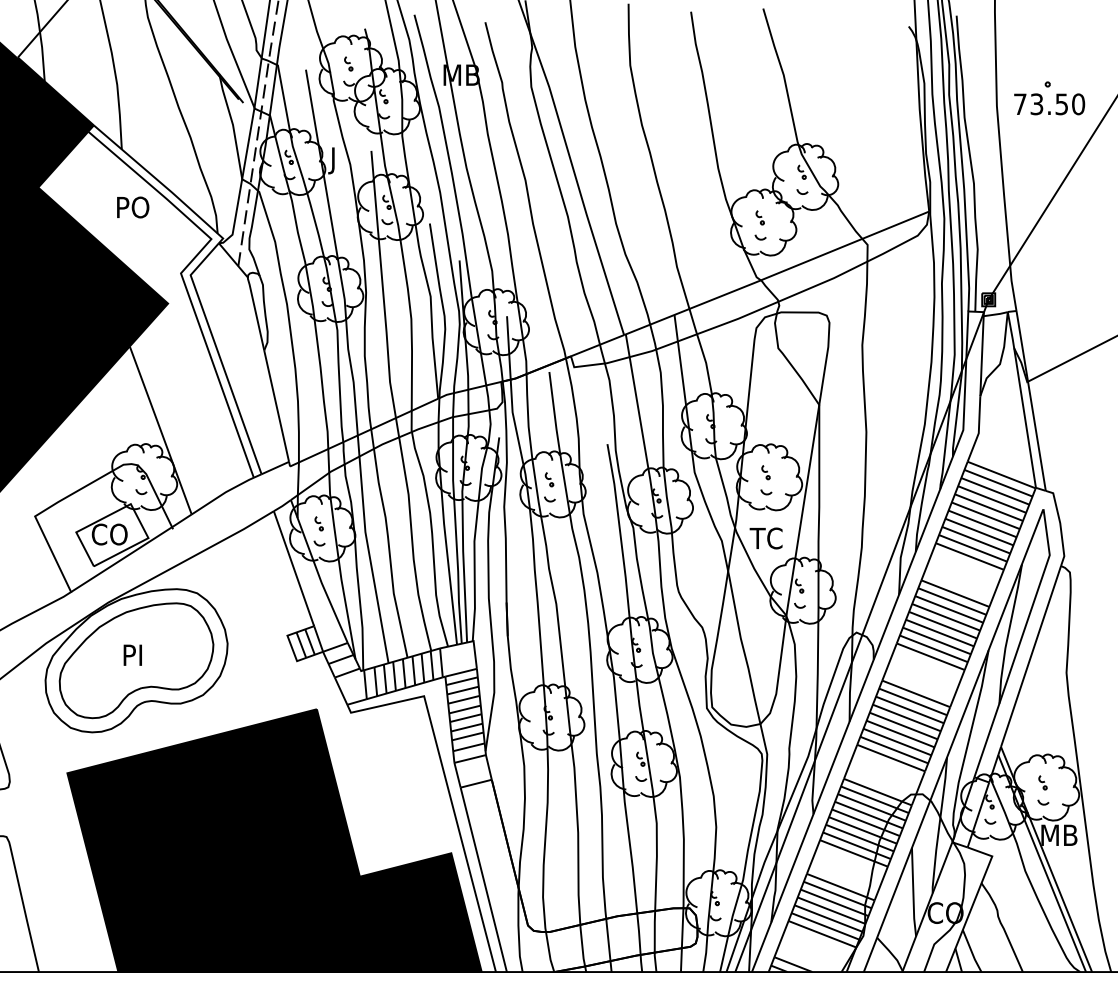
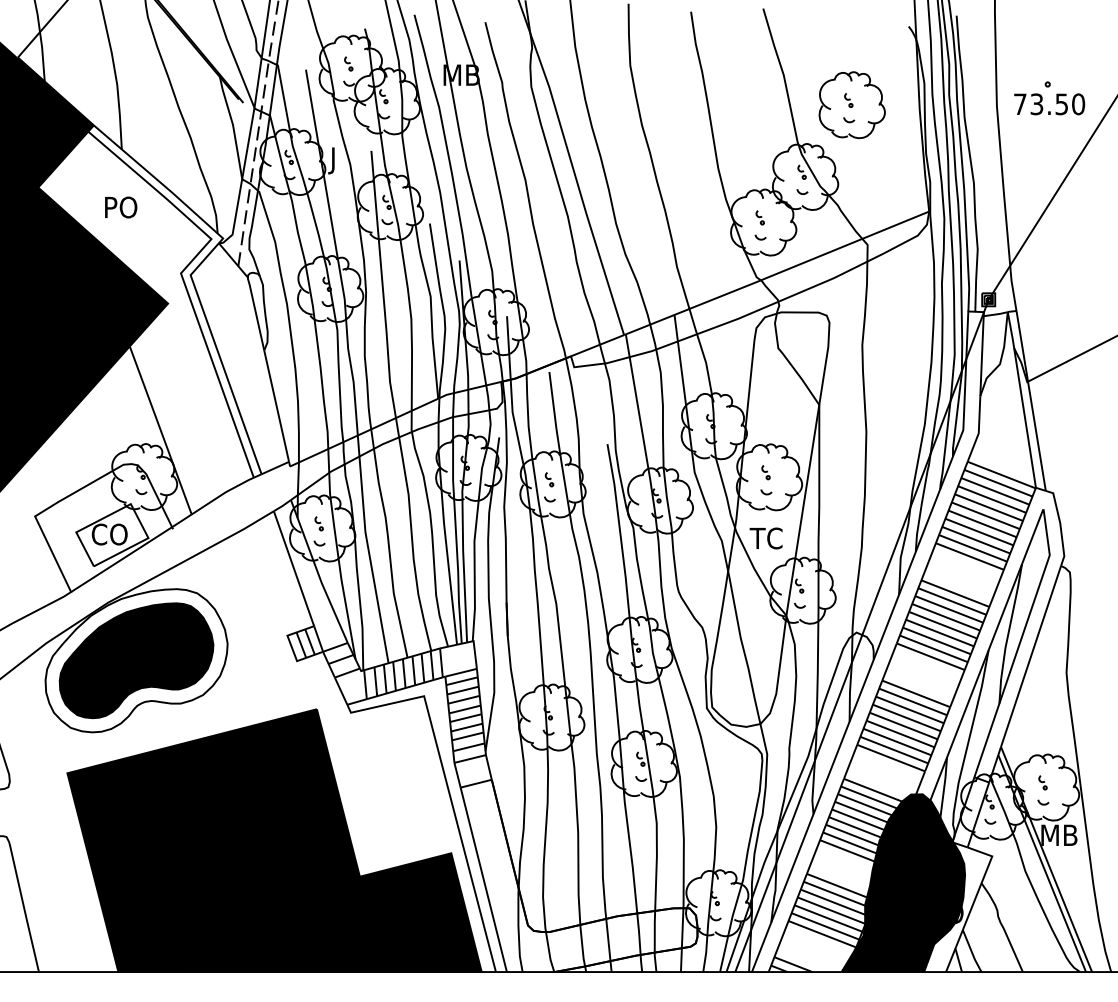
part: none -> present (851, 105)
text position: (133, 207) -> (121, 207) (121, 207)
fill: none -> present (136, 660)
fill: none -> present (903, 883)
